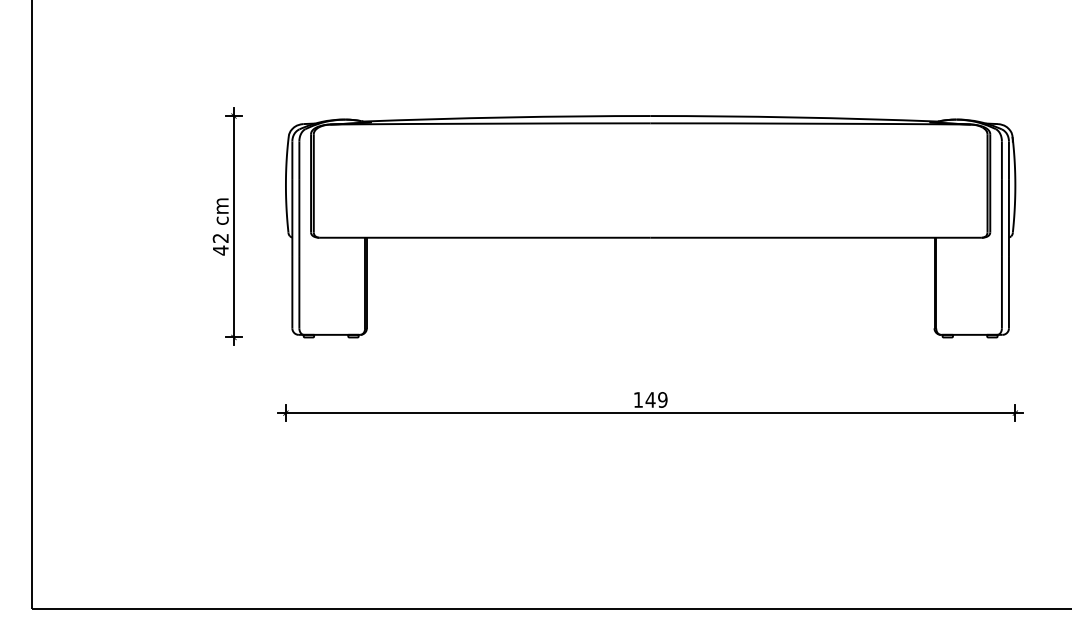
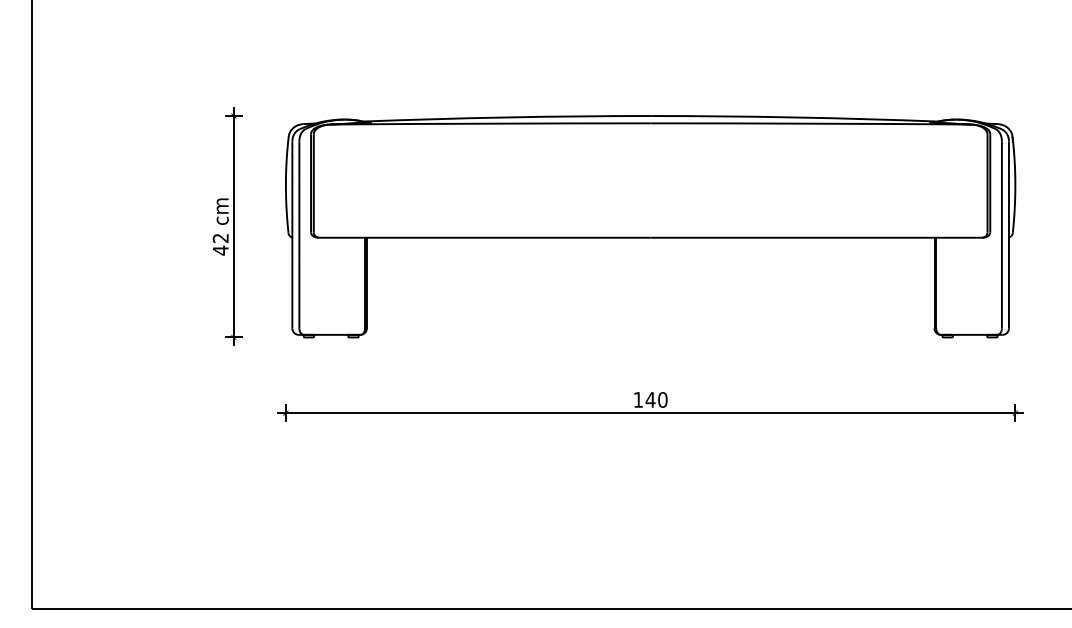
text: 149 -> 140 (662, 399)
